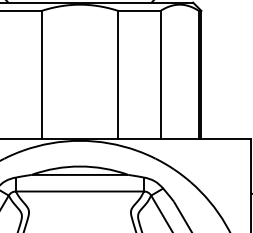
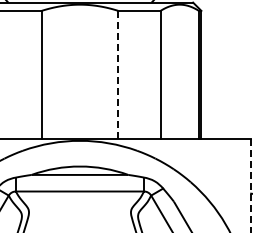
line: solid -> dashed (118, 74)
line: solid -> dashed (251, 185)
